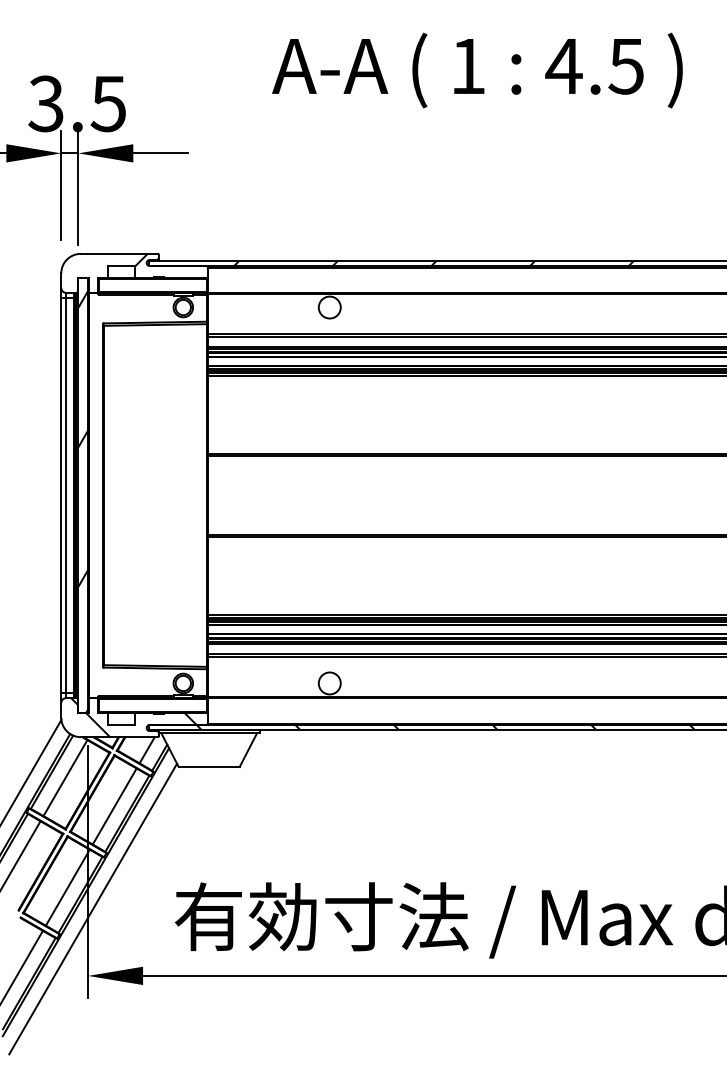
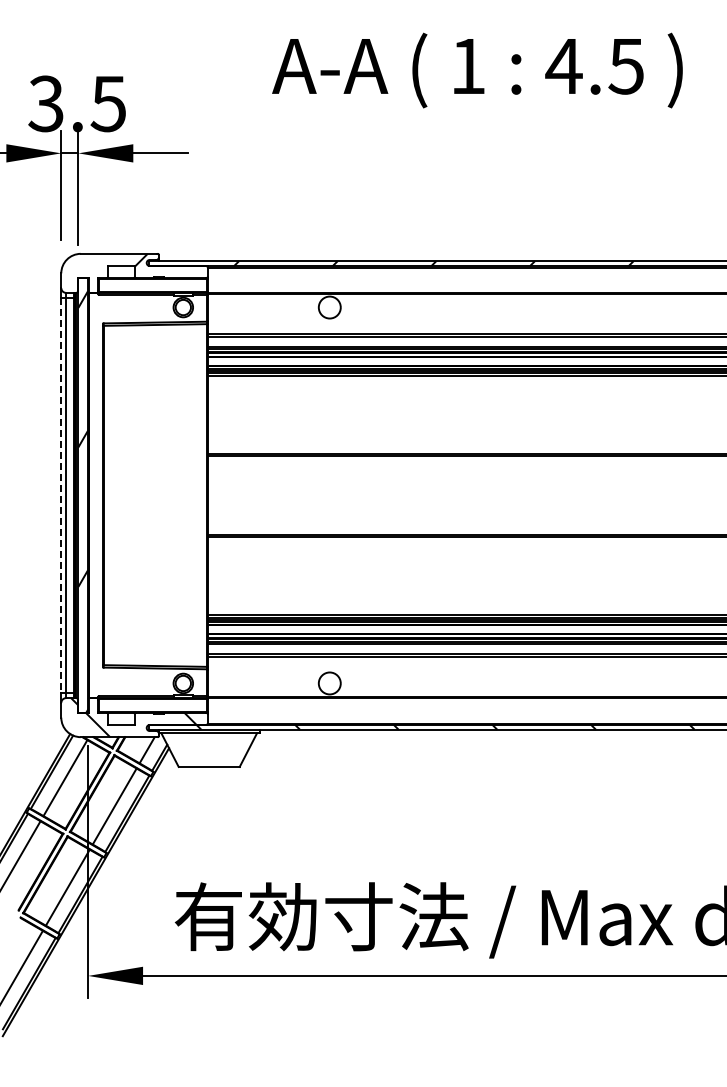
line: solid -> dashed (61, 495)
line: present -> none (31, 770)
line: present -> none (93, 908)
